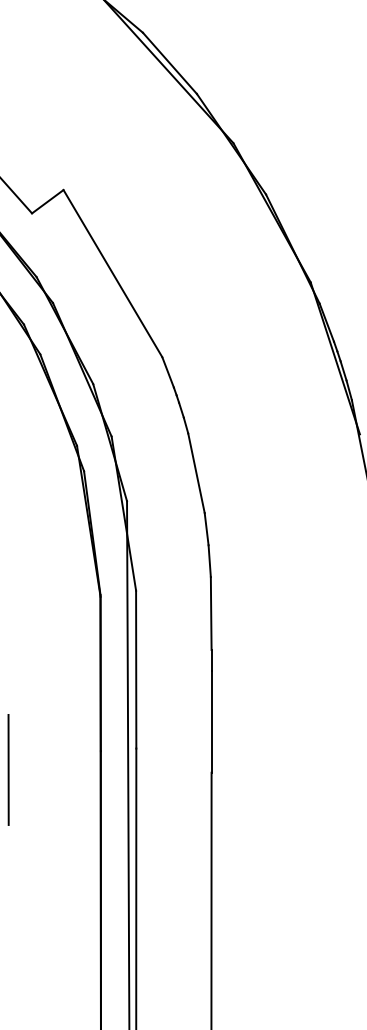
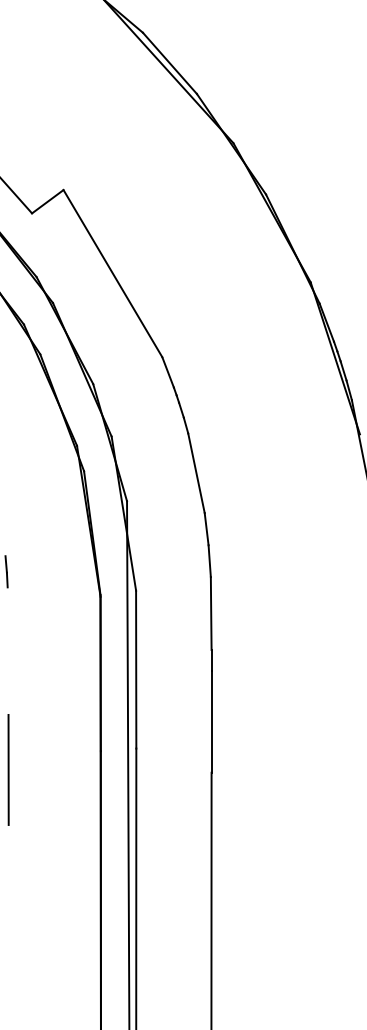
line: none -> present (6, 571)
